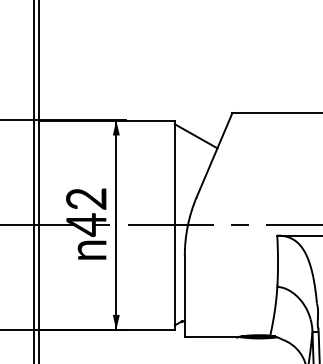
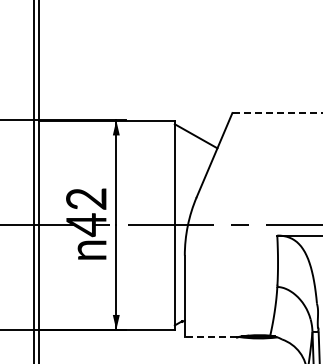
line: solid -> dashed (277, 113)
line: solid -> dashed (210, 337)
